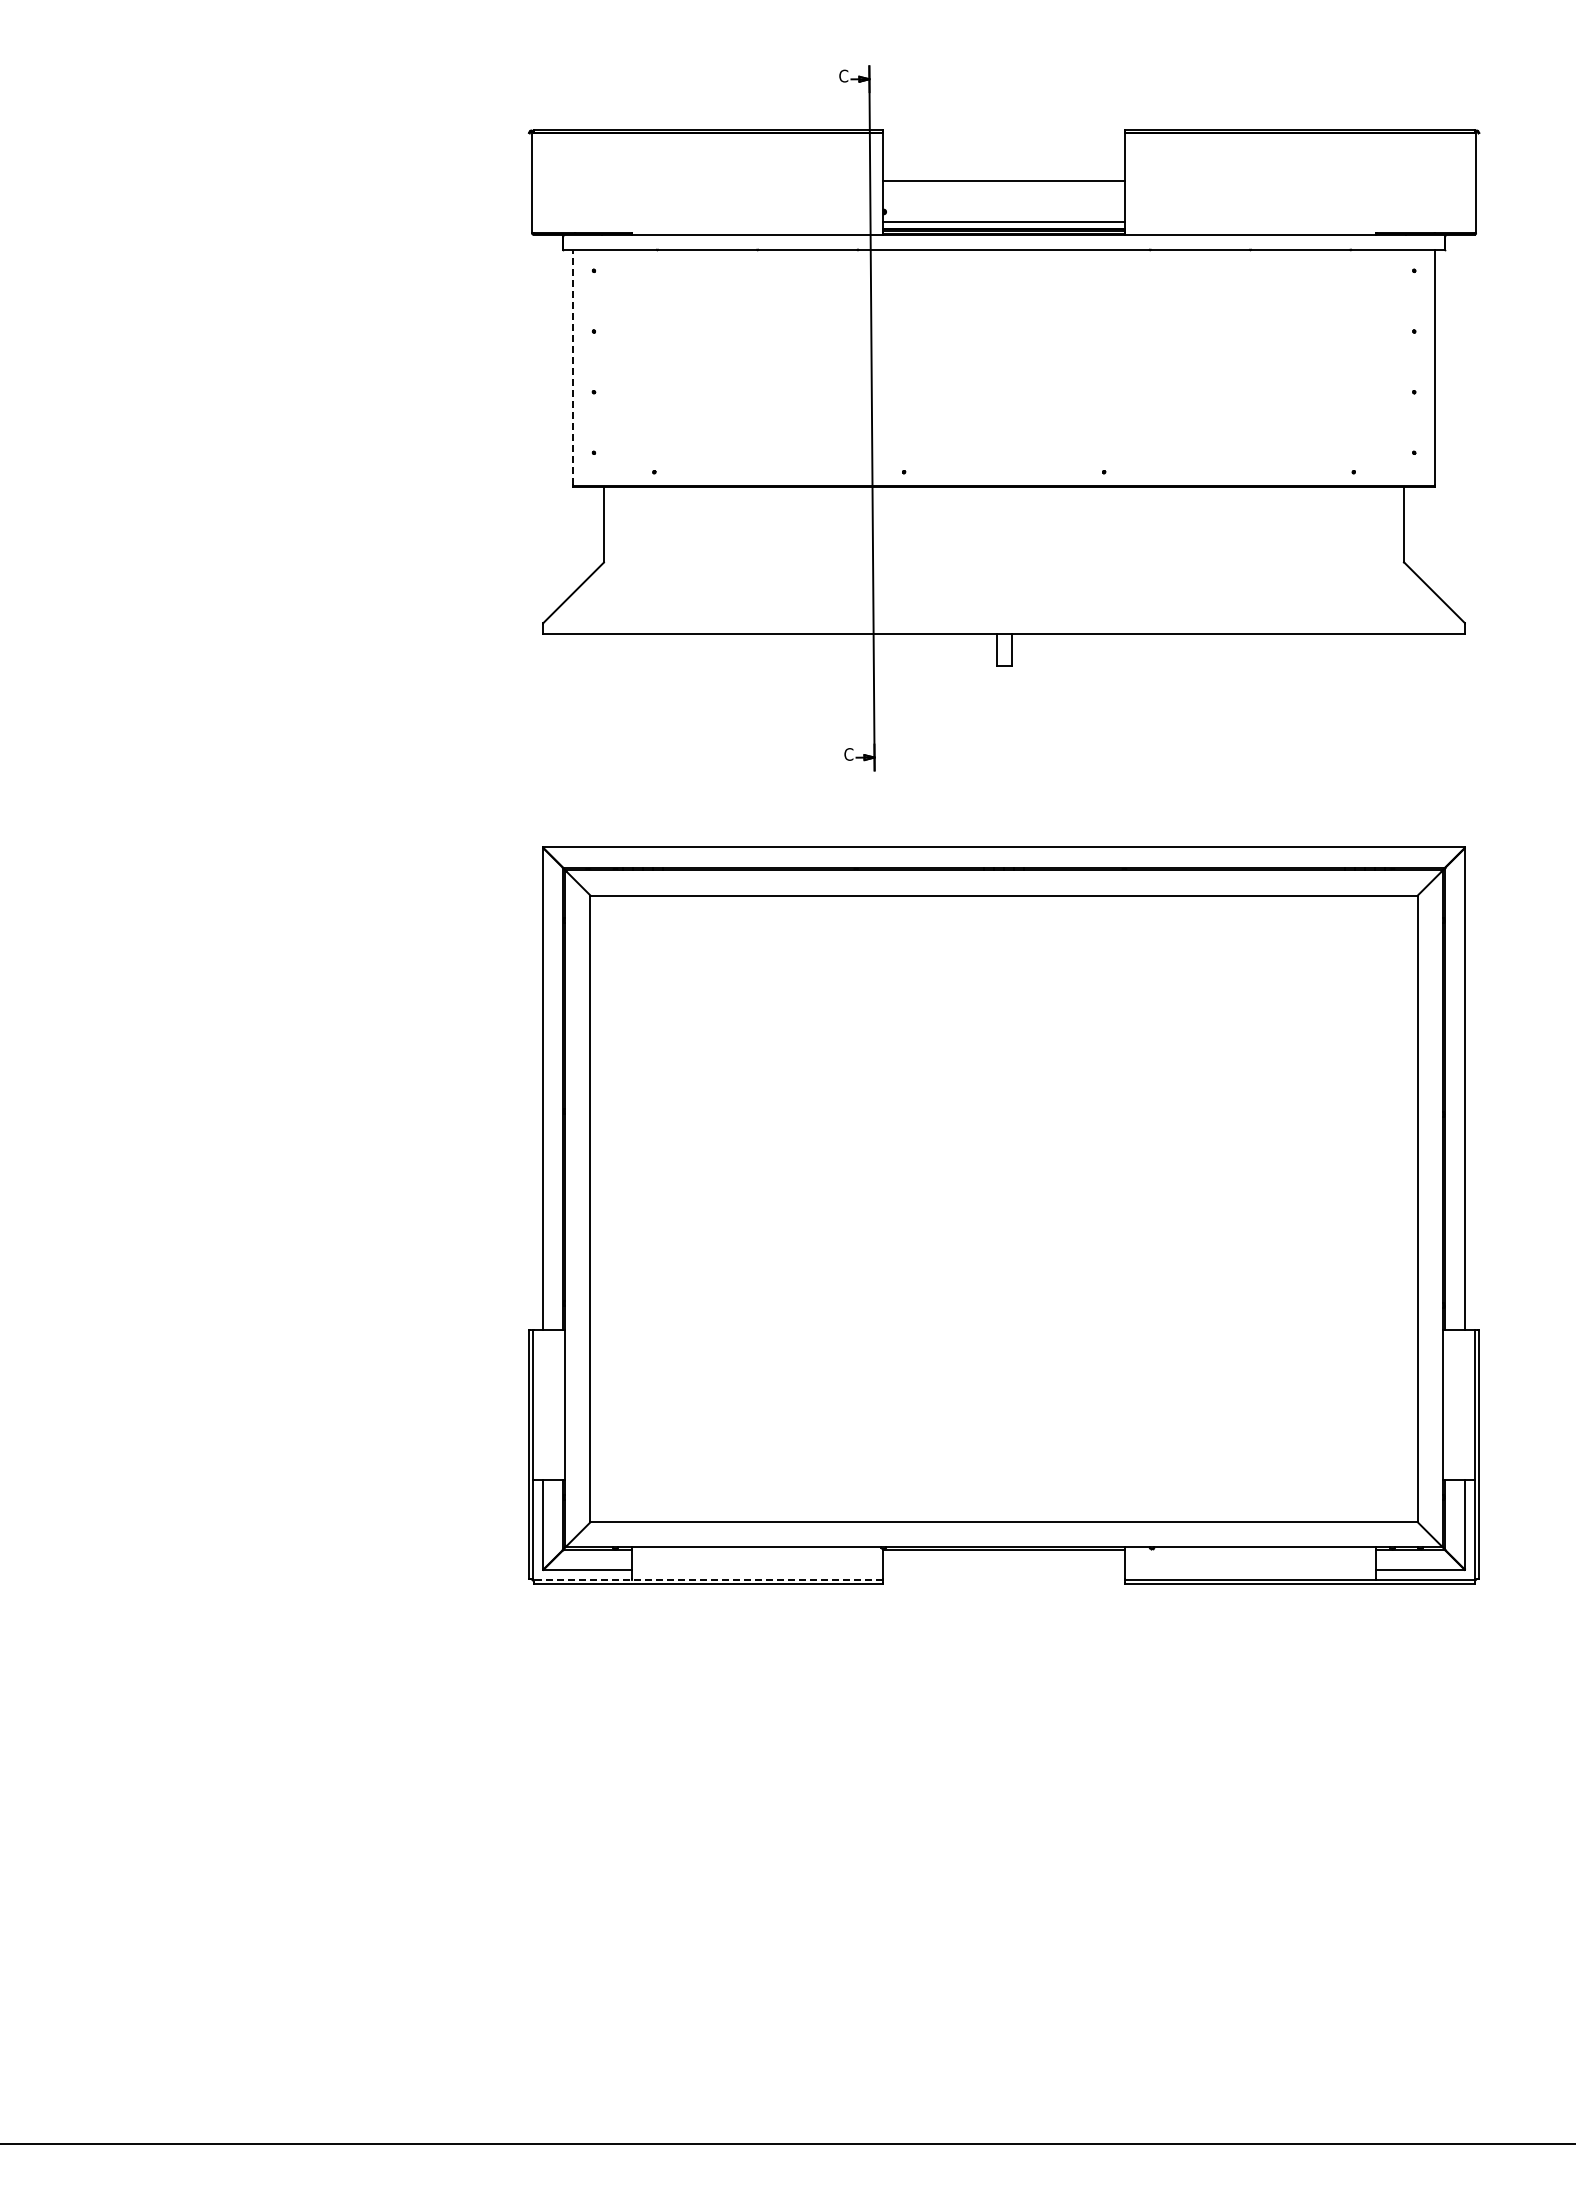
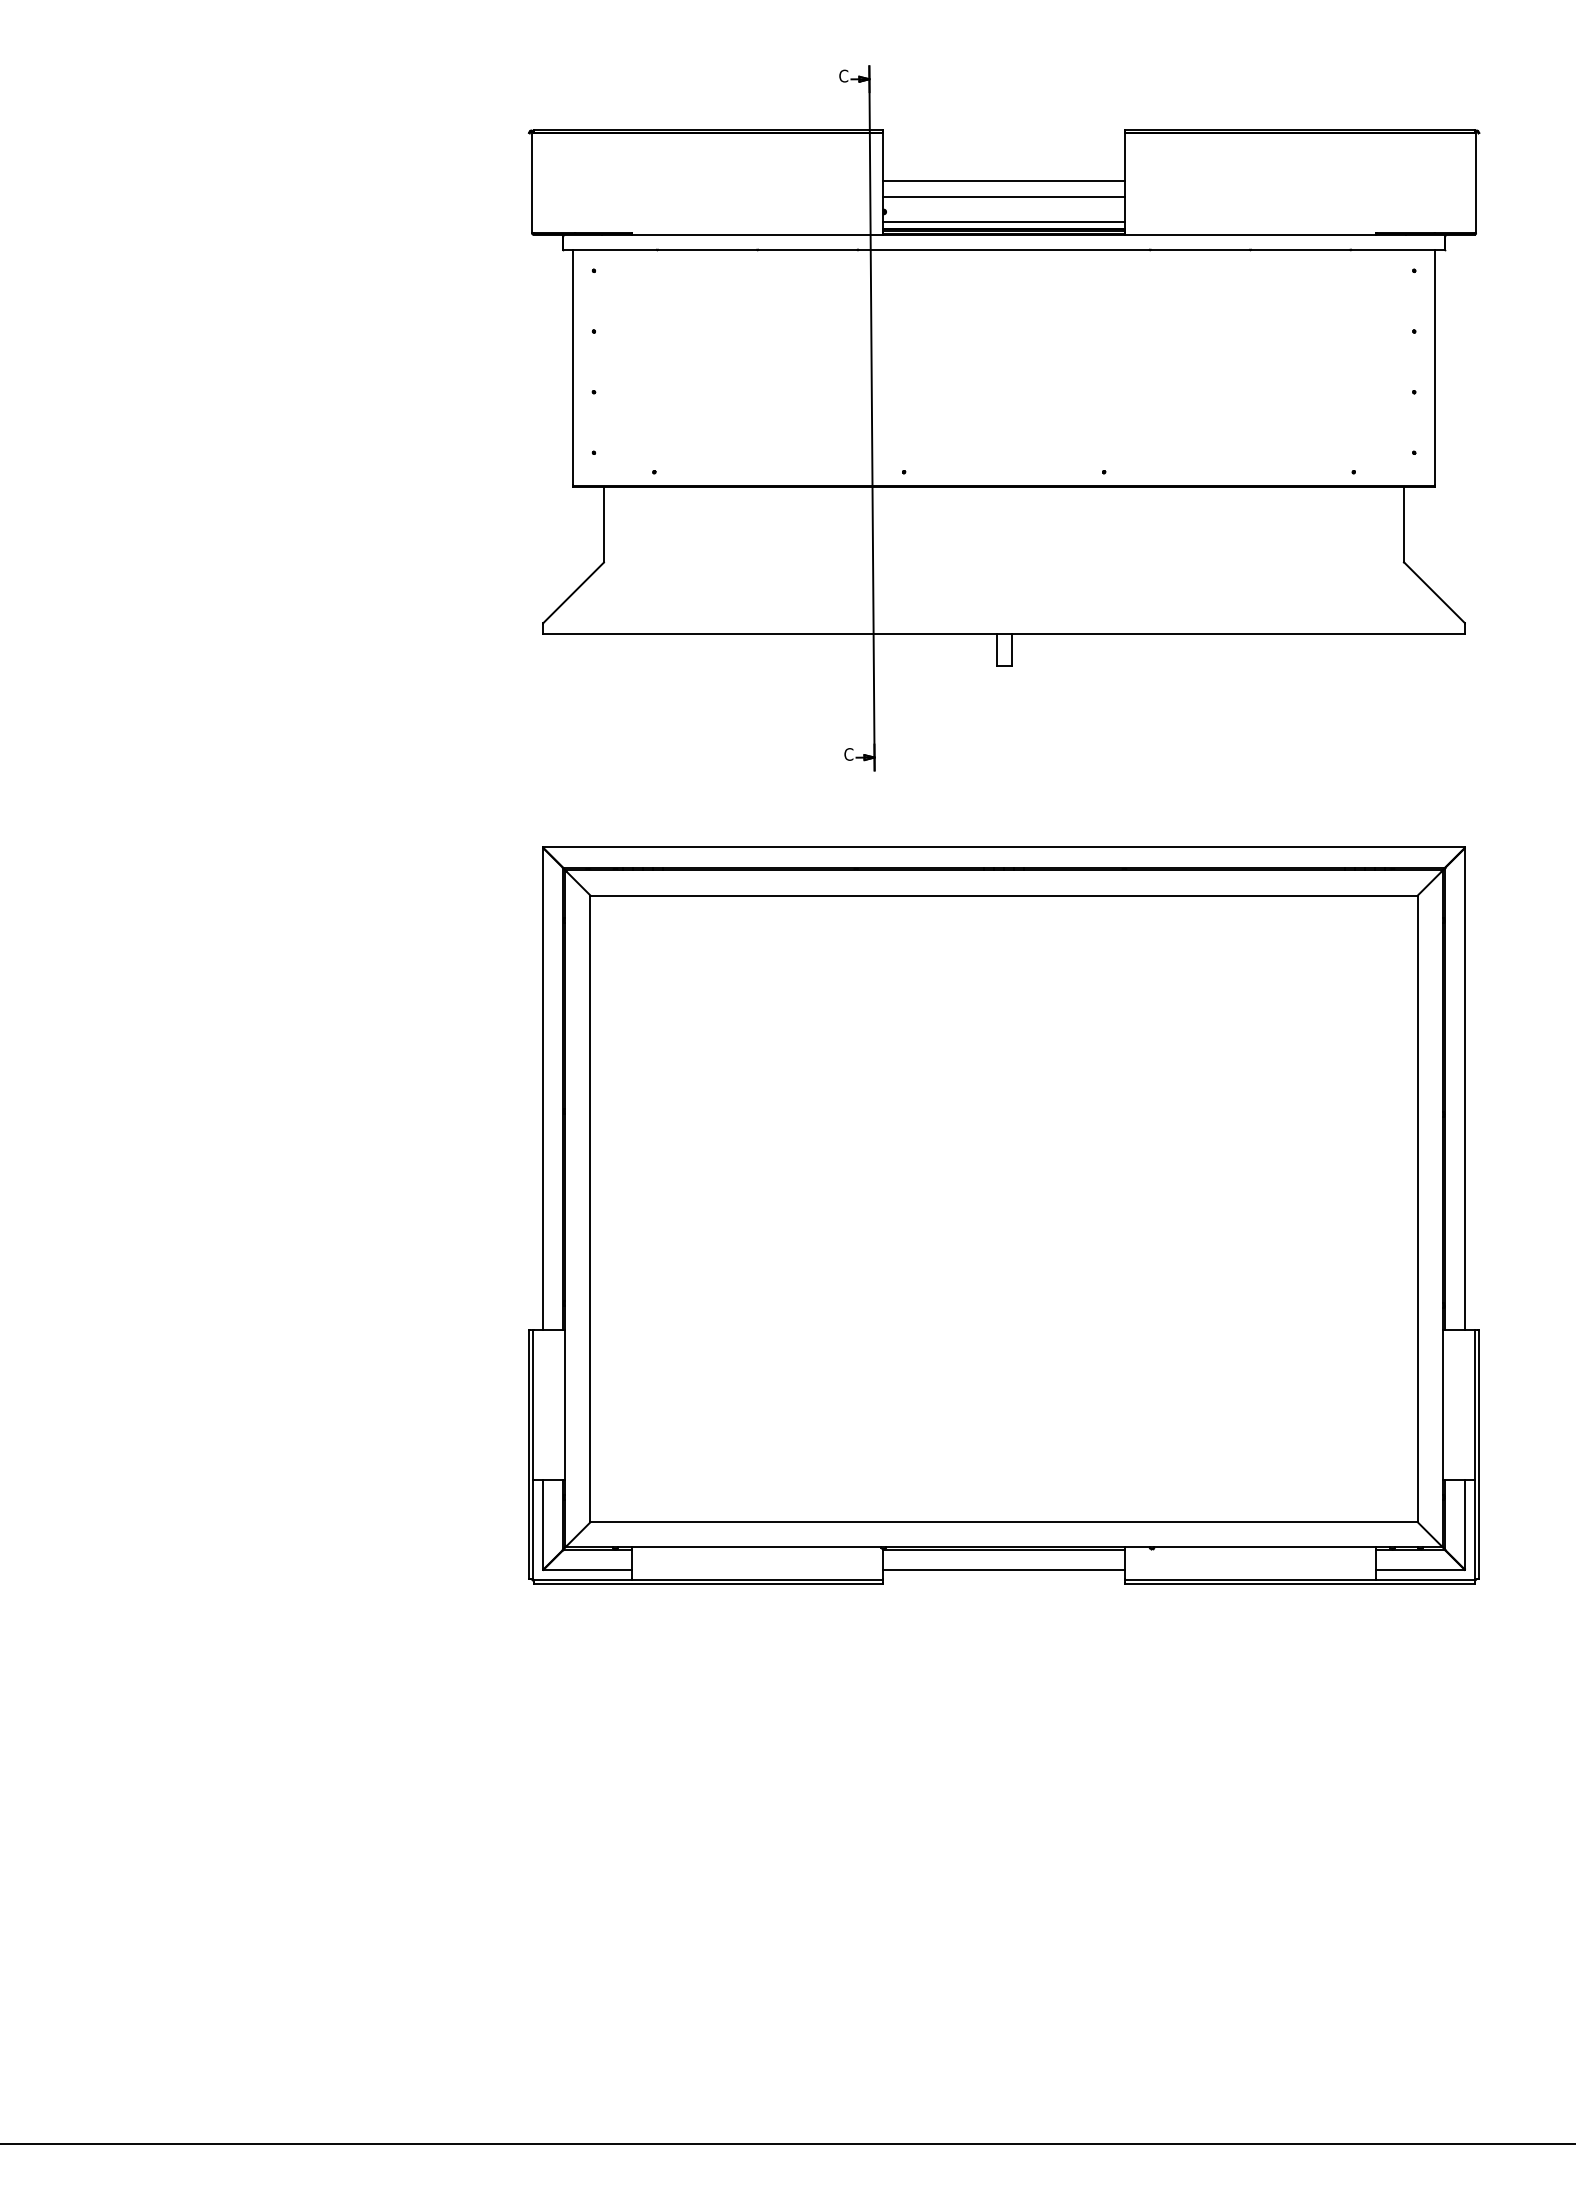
line: none -> present (1004, 196)
line: dashed -> solid (572, 367)
line: none -> present (1004, 1570)
line: dashed -> solid (708, 1579)
